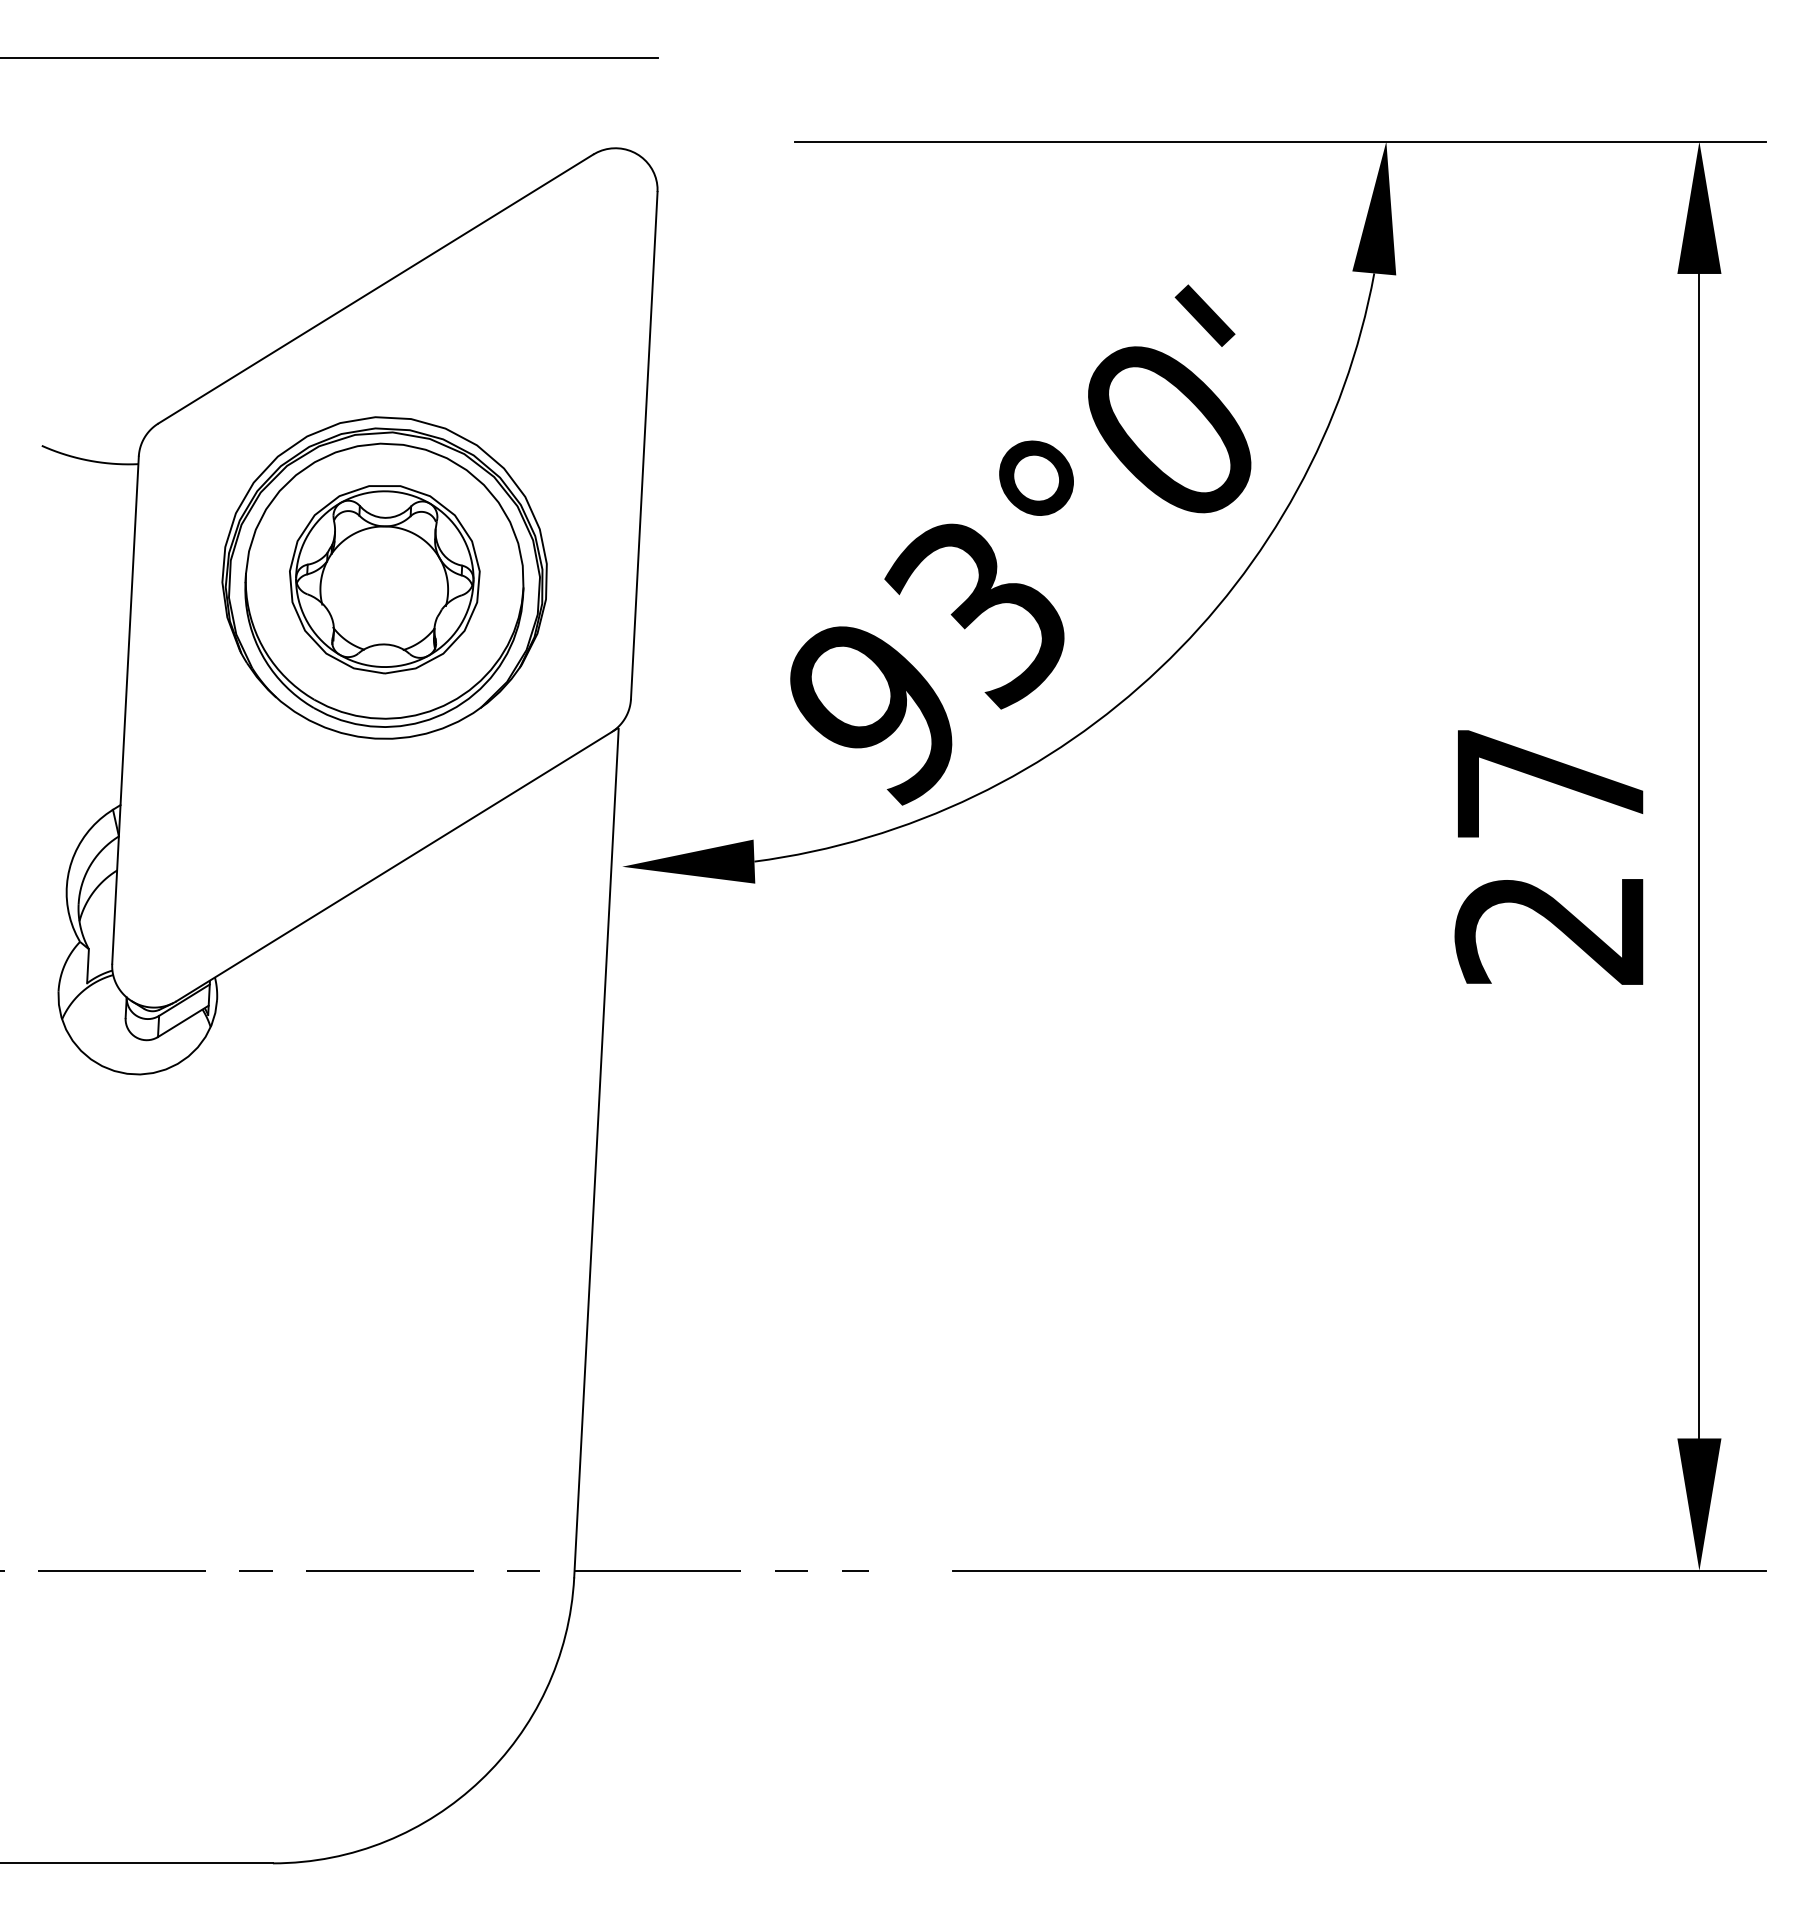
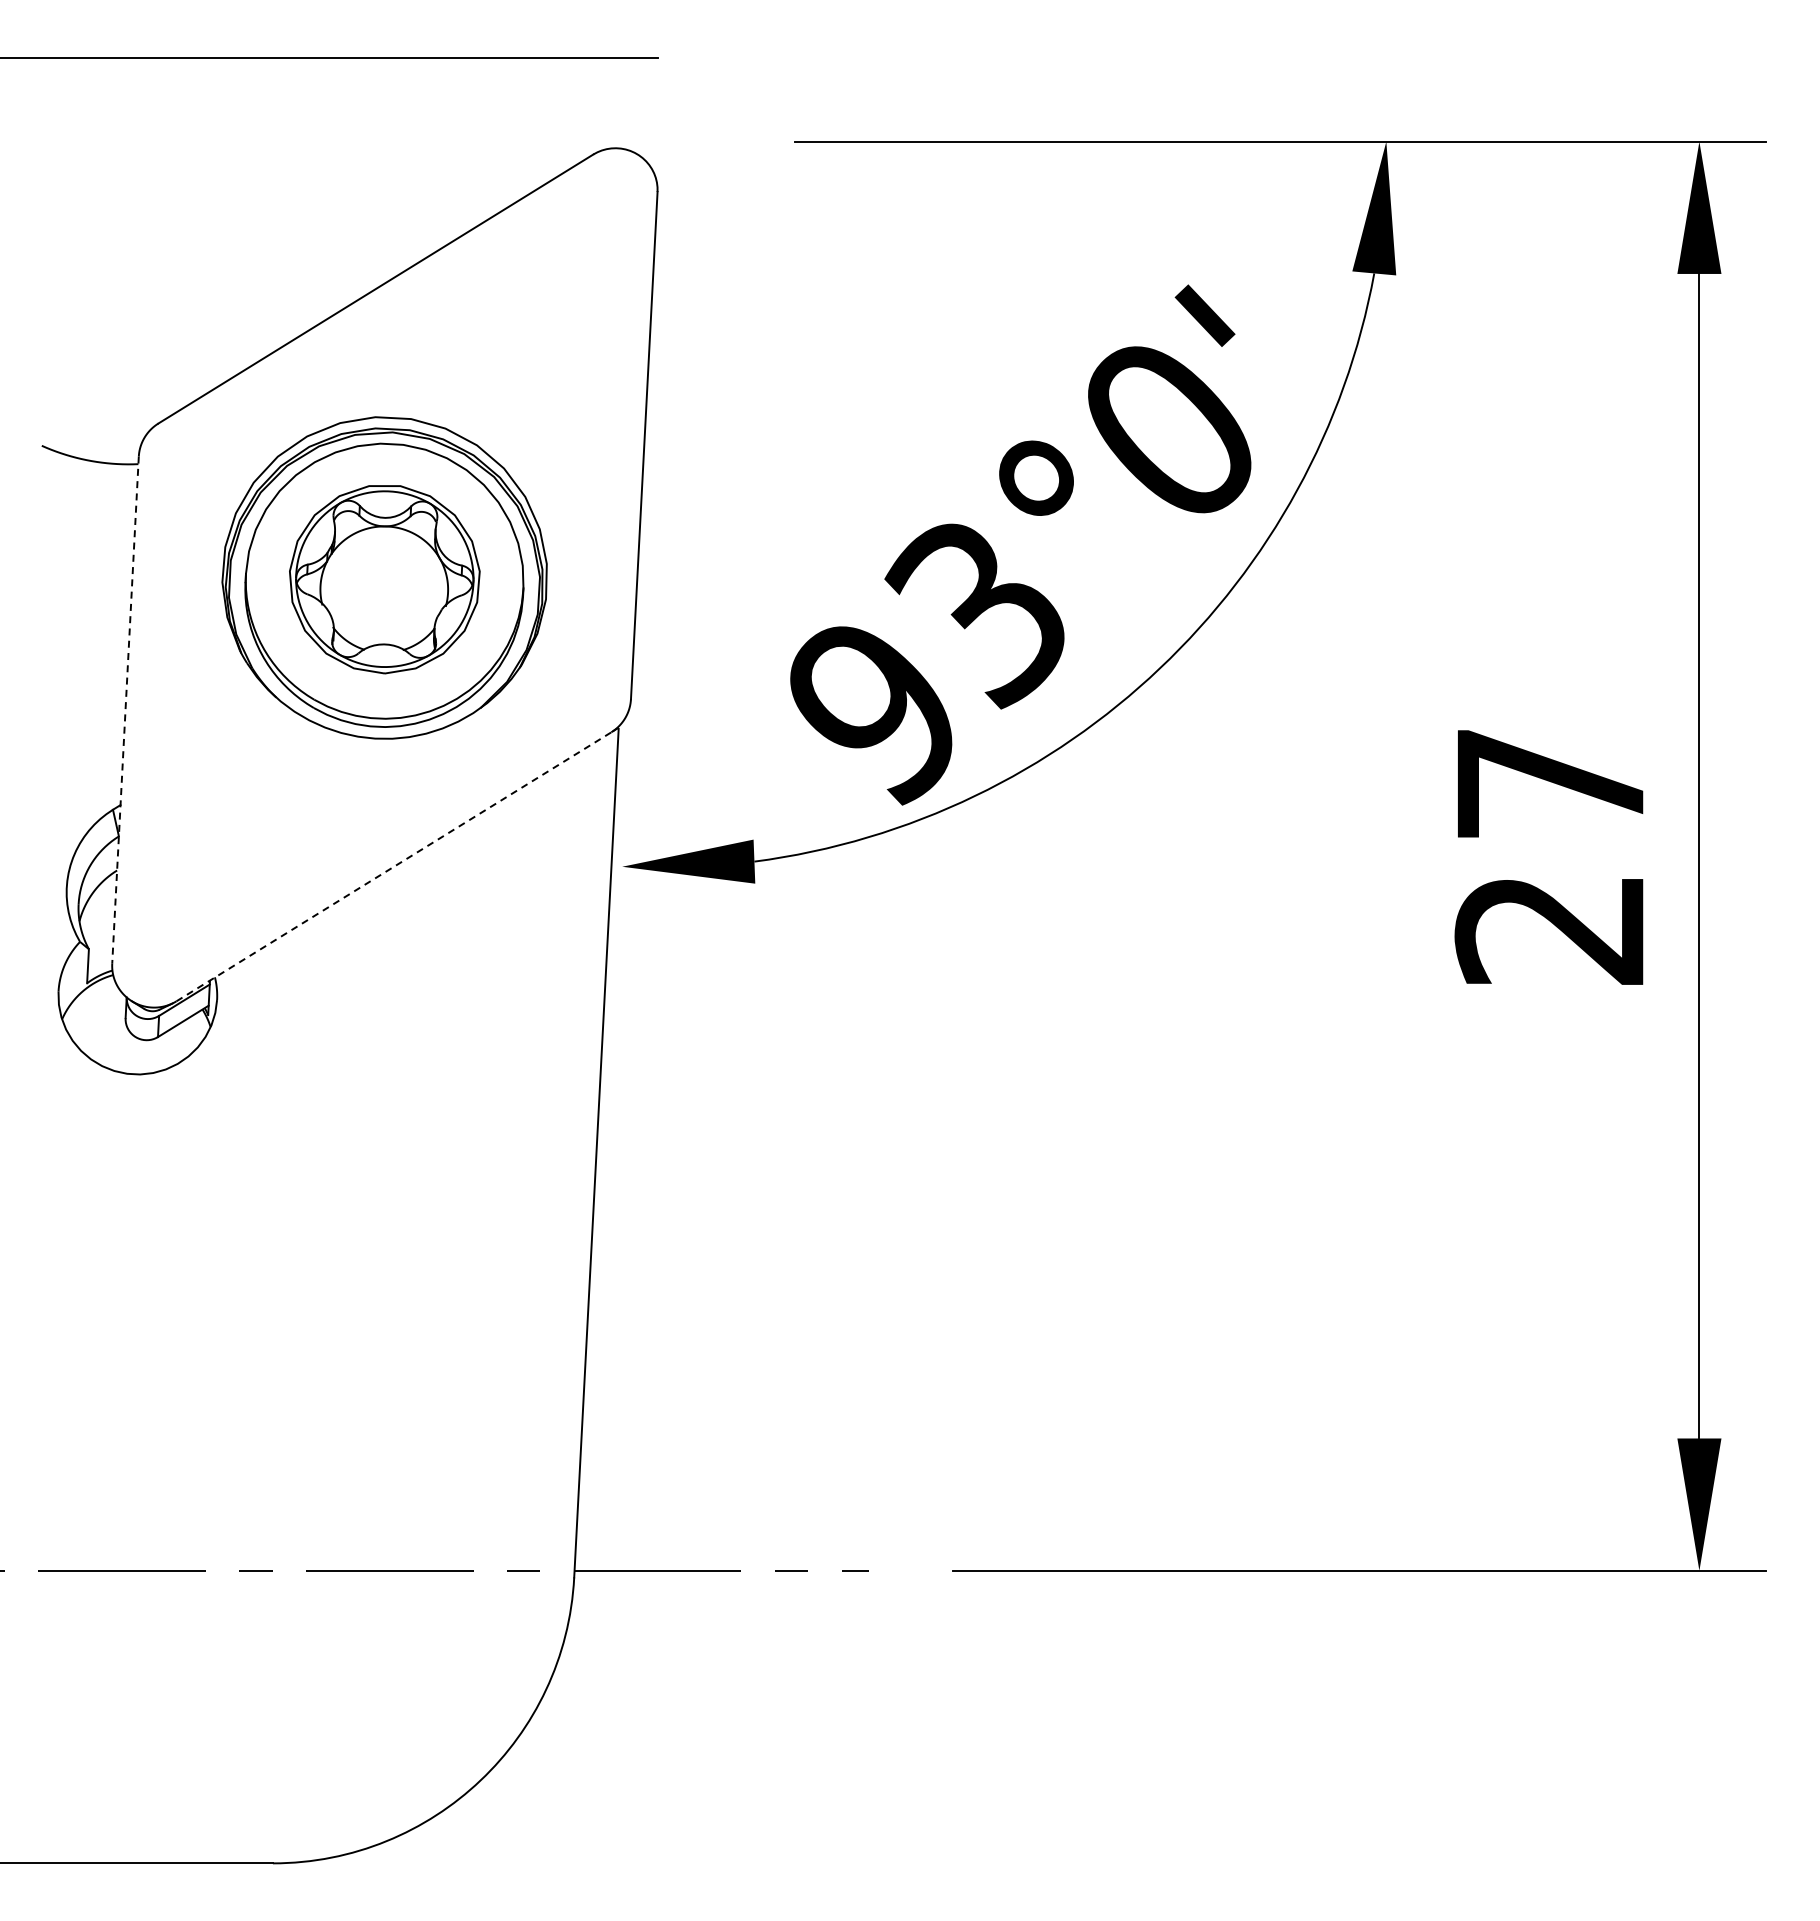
line: solid -> dashed (125, 710)
line: solid -> dashed (393, 866)
